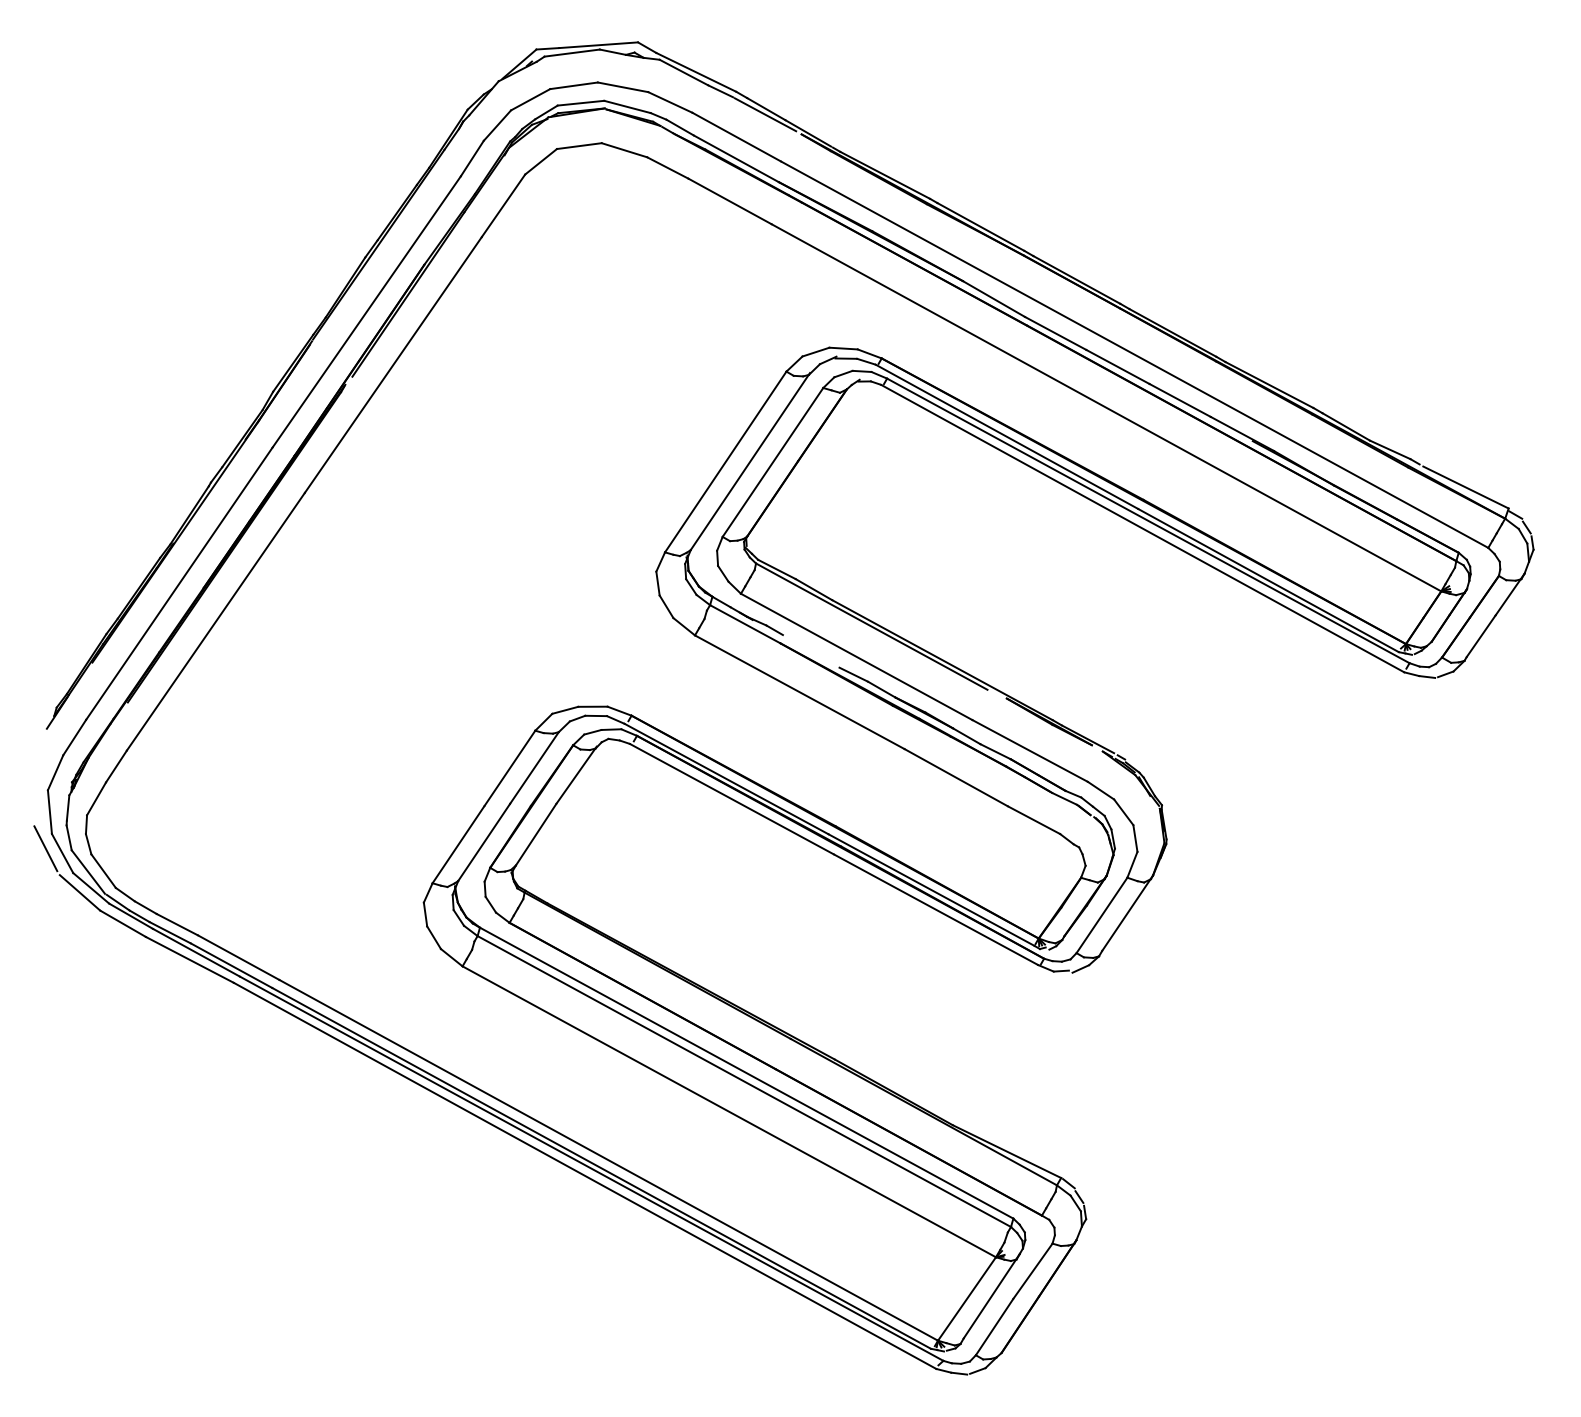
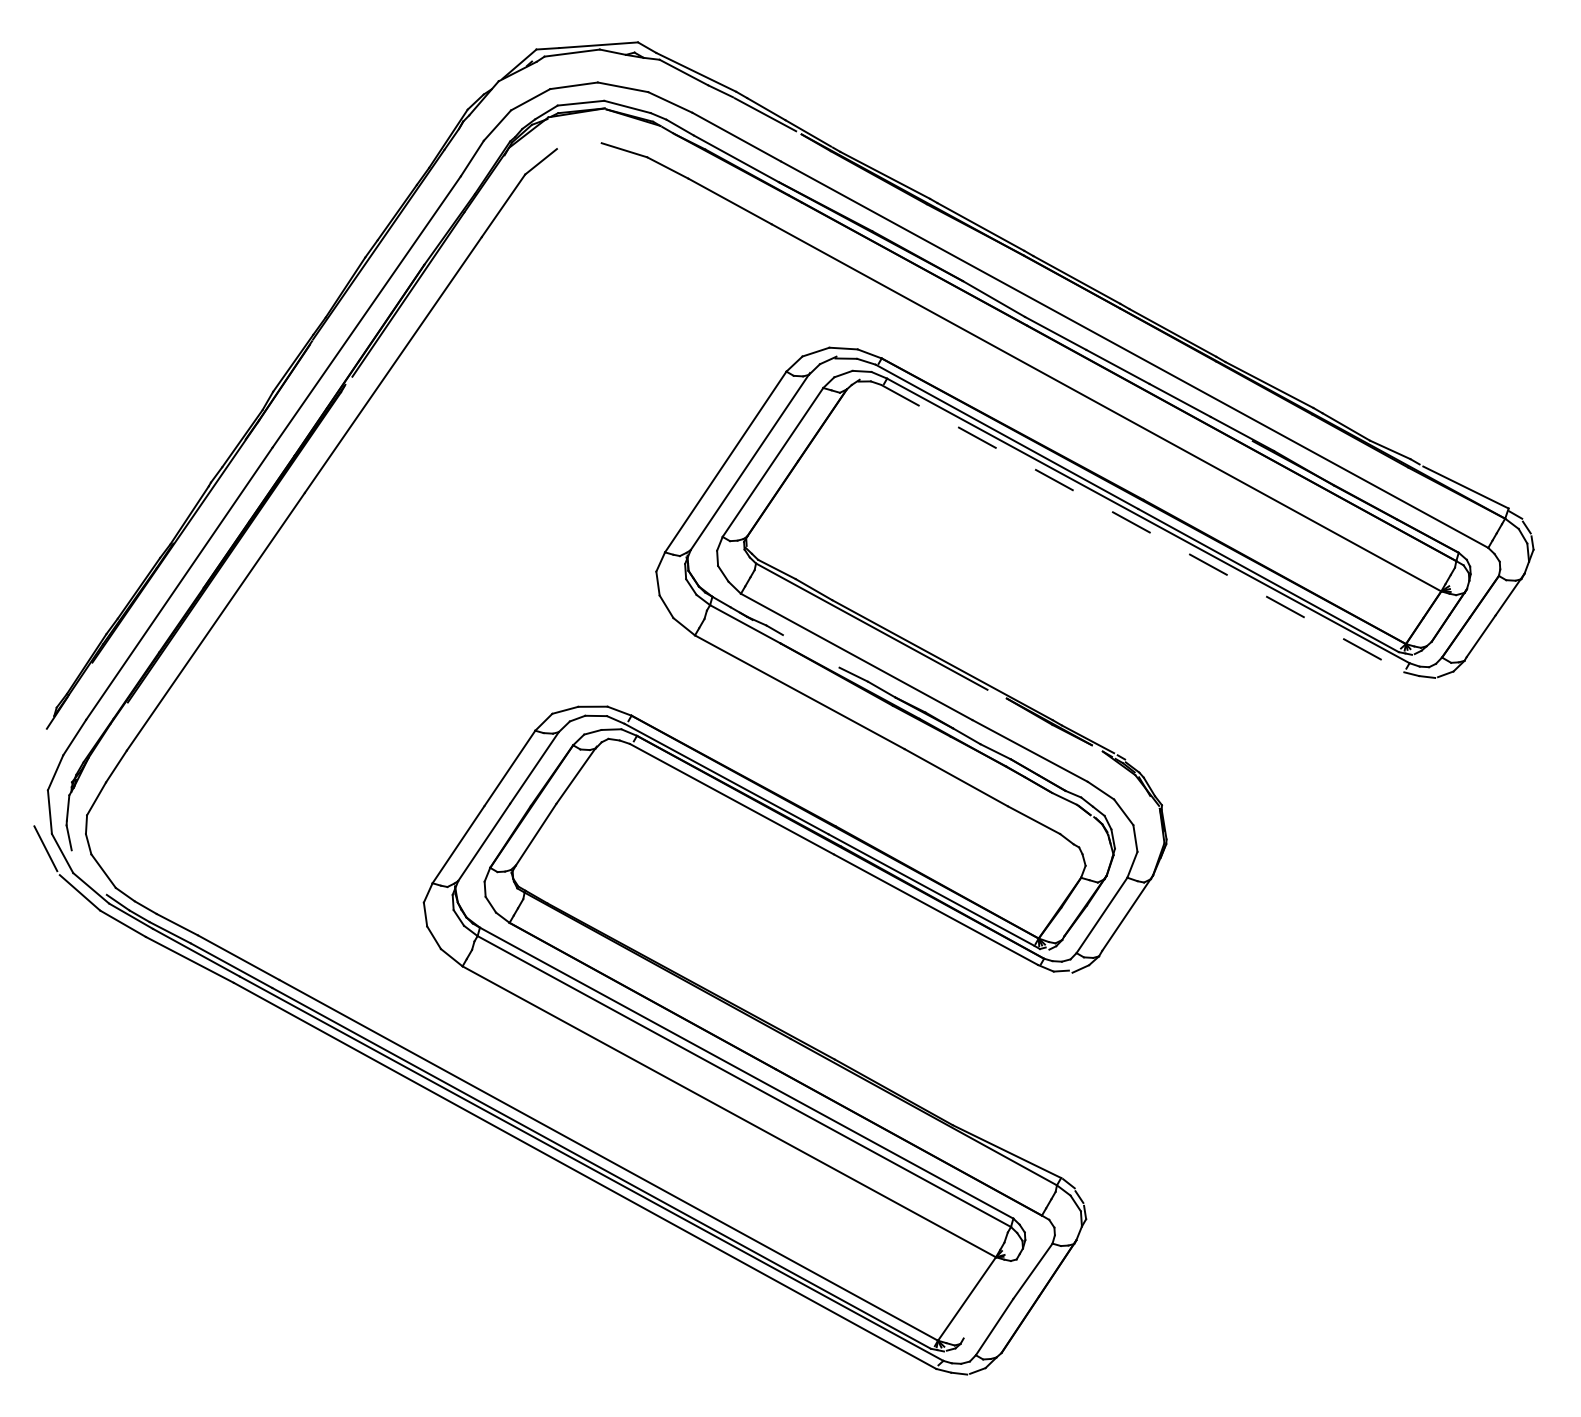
line: present -> none (578, 146)
line: solid -> dashed (1143, 528)
line: present -> none (88, 871)
line: present -> none (991, 1295)
